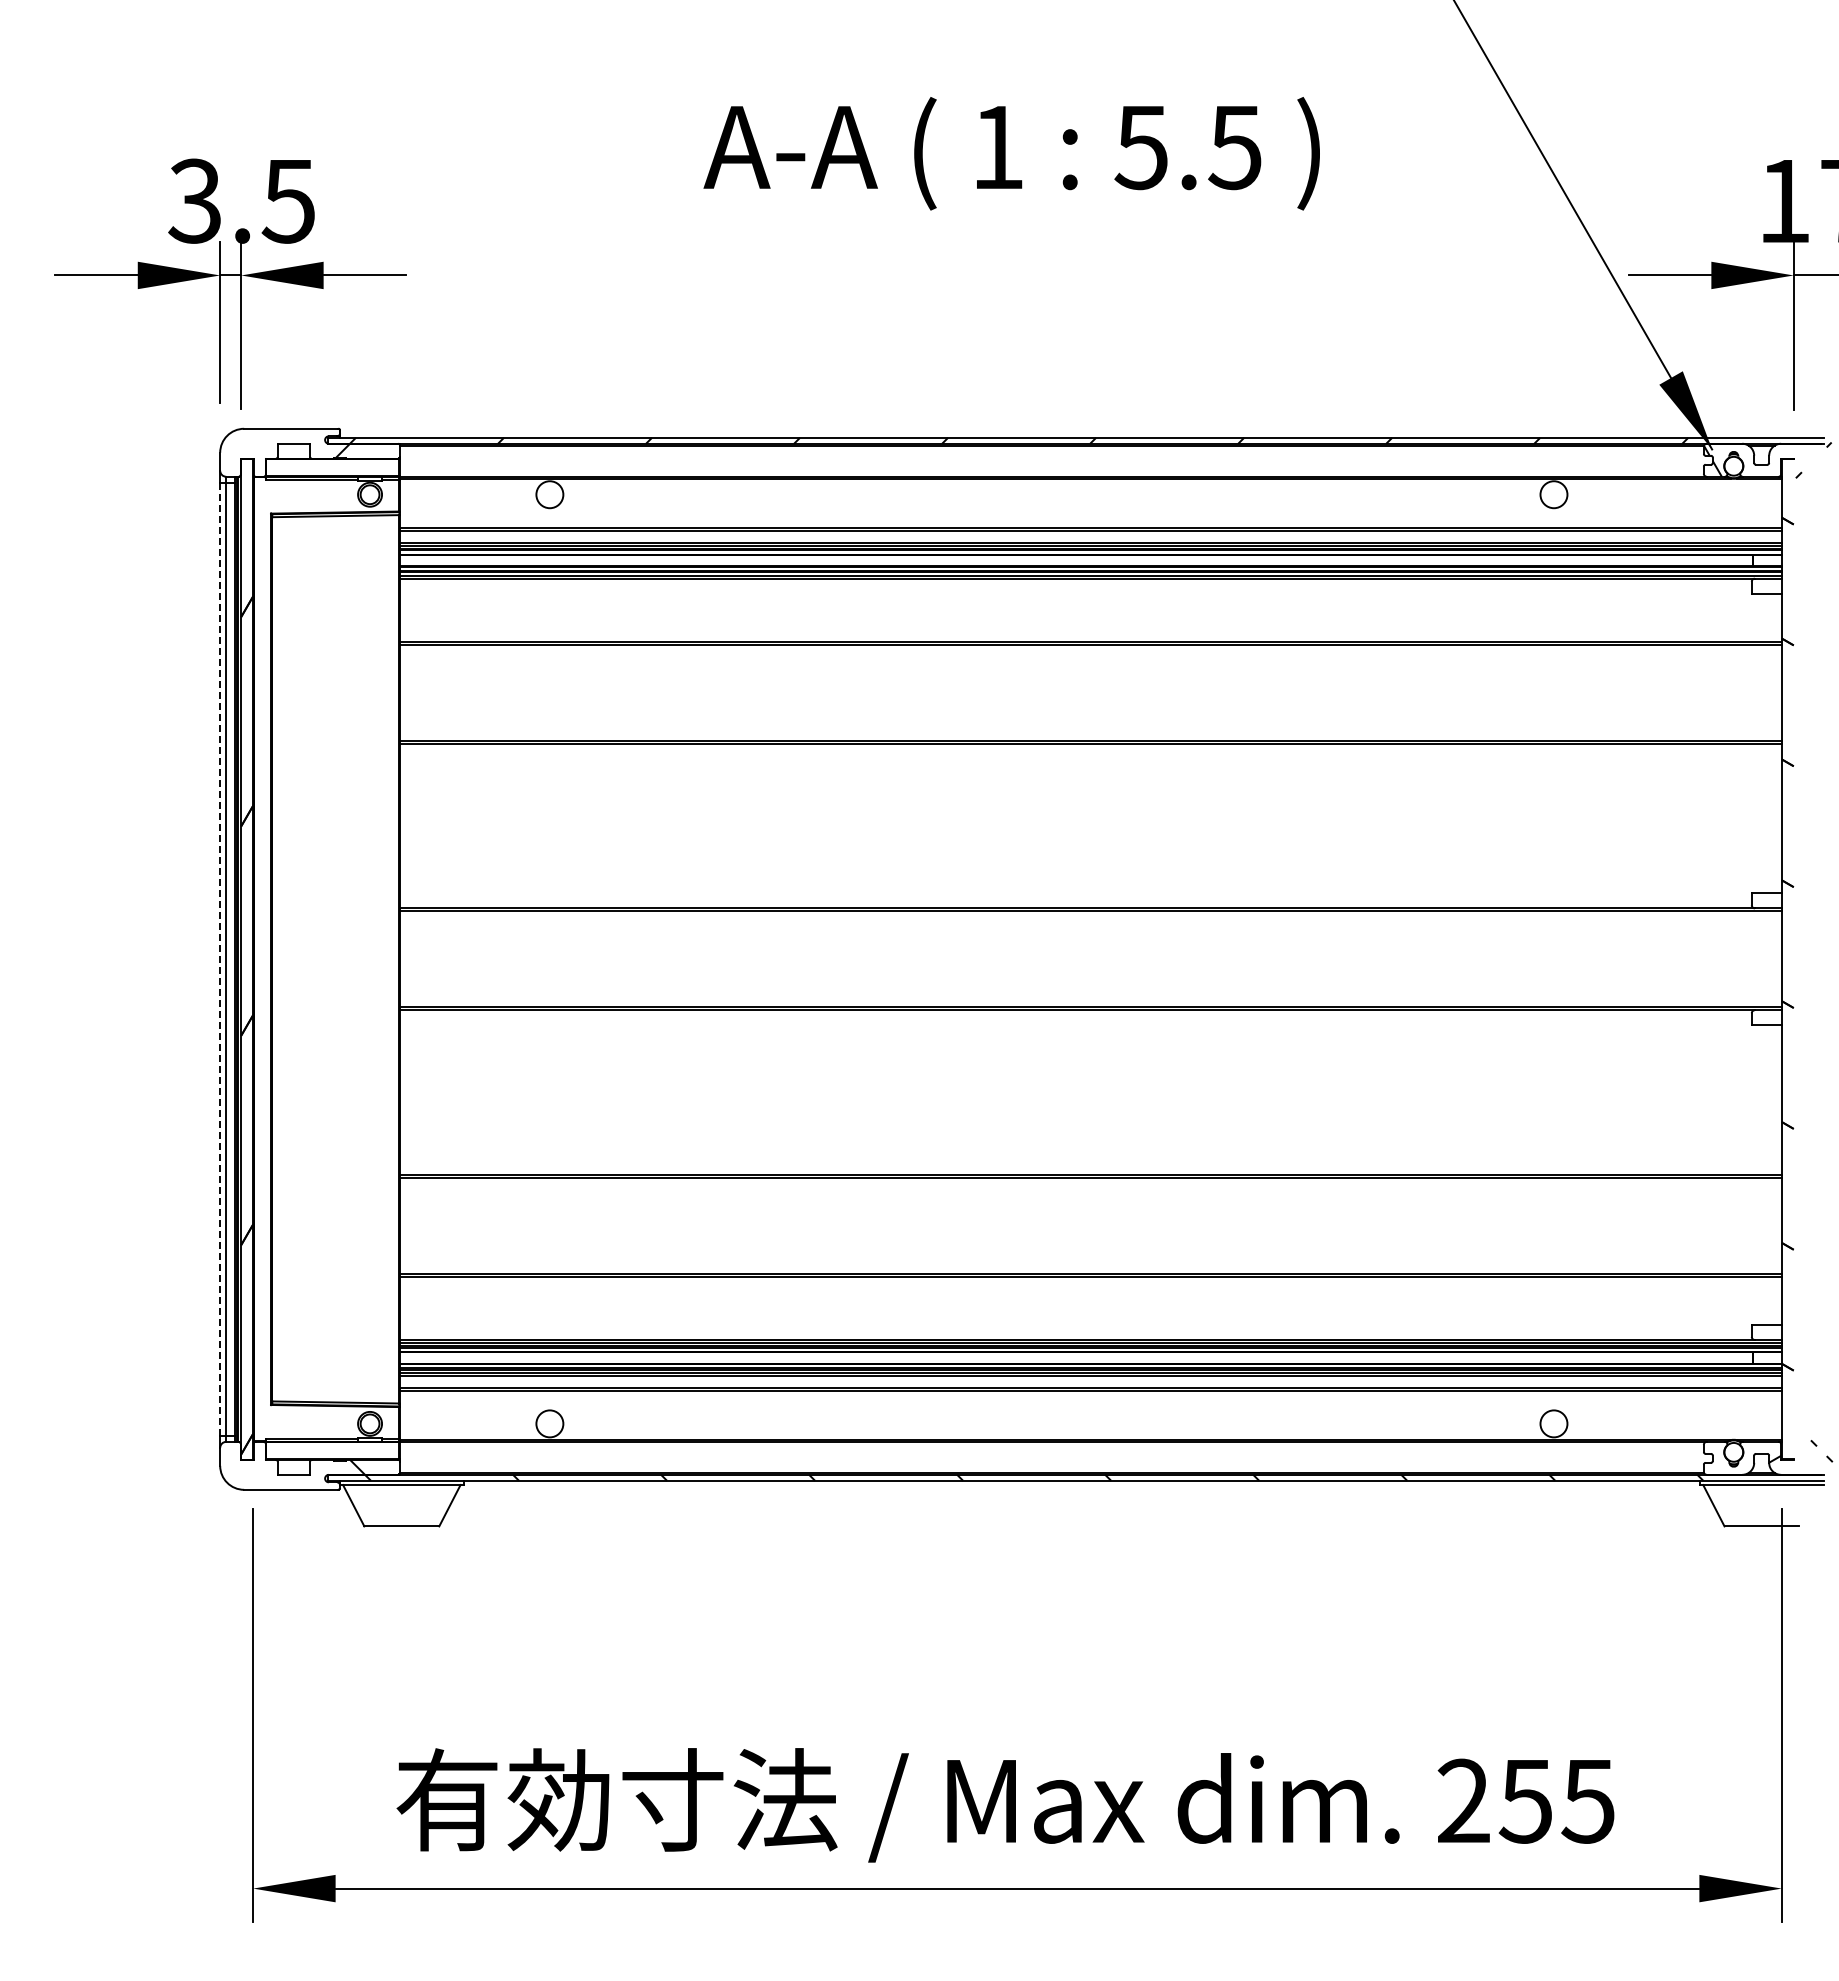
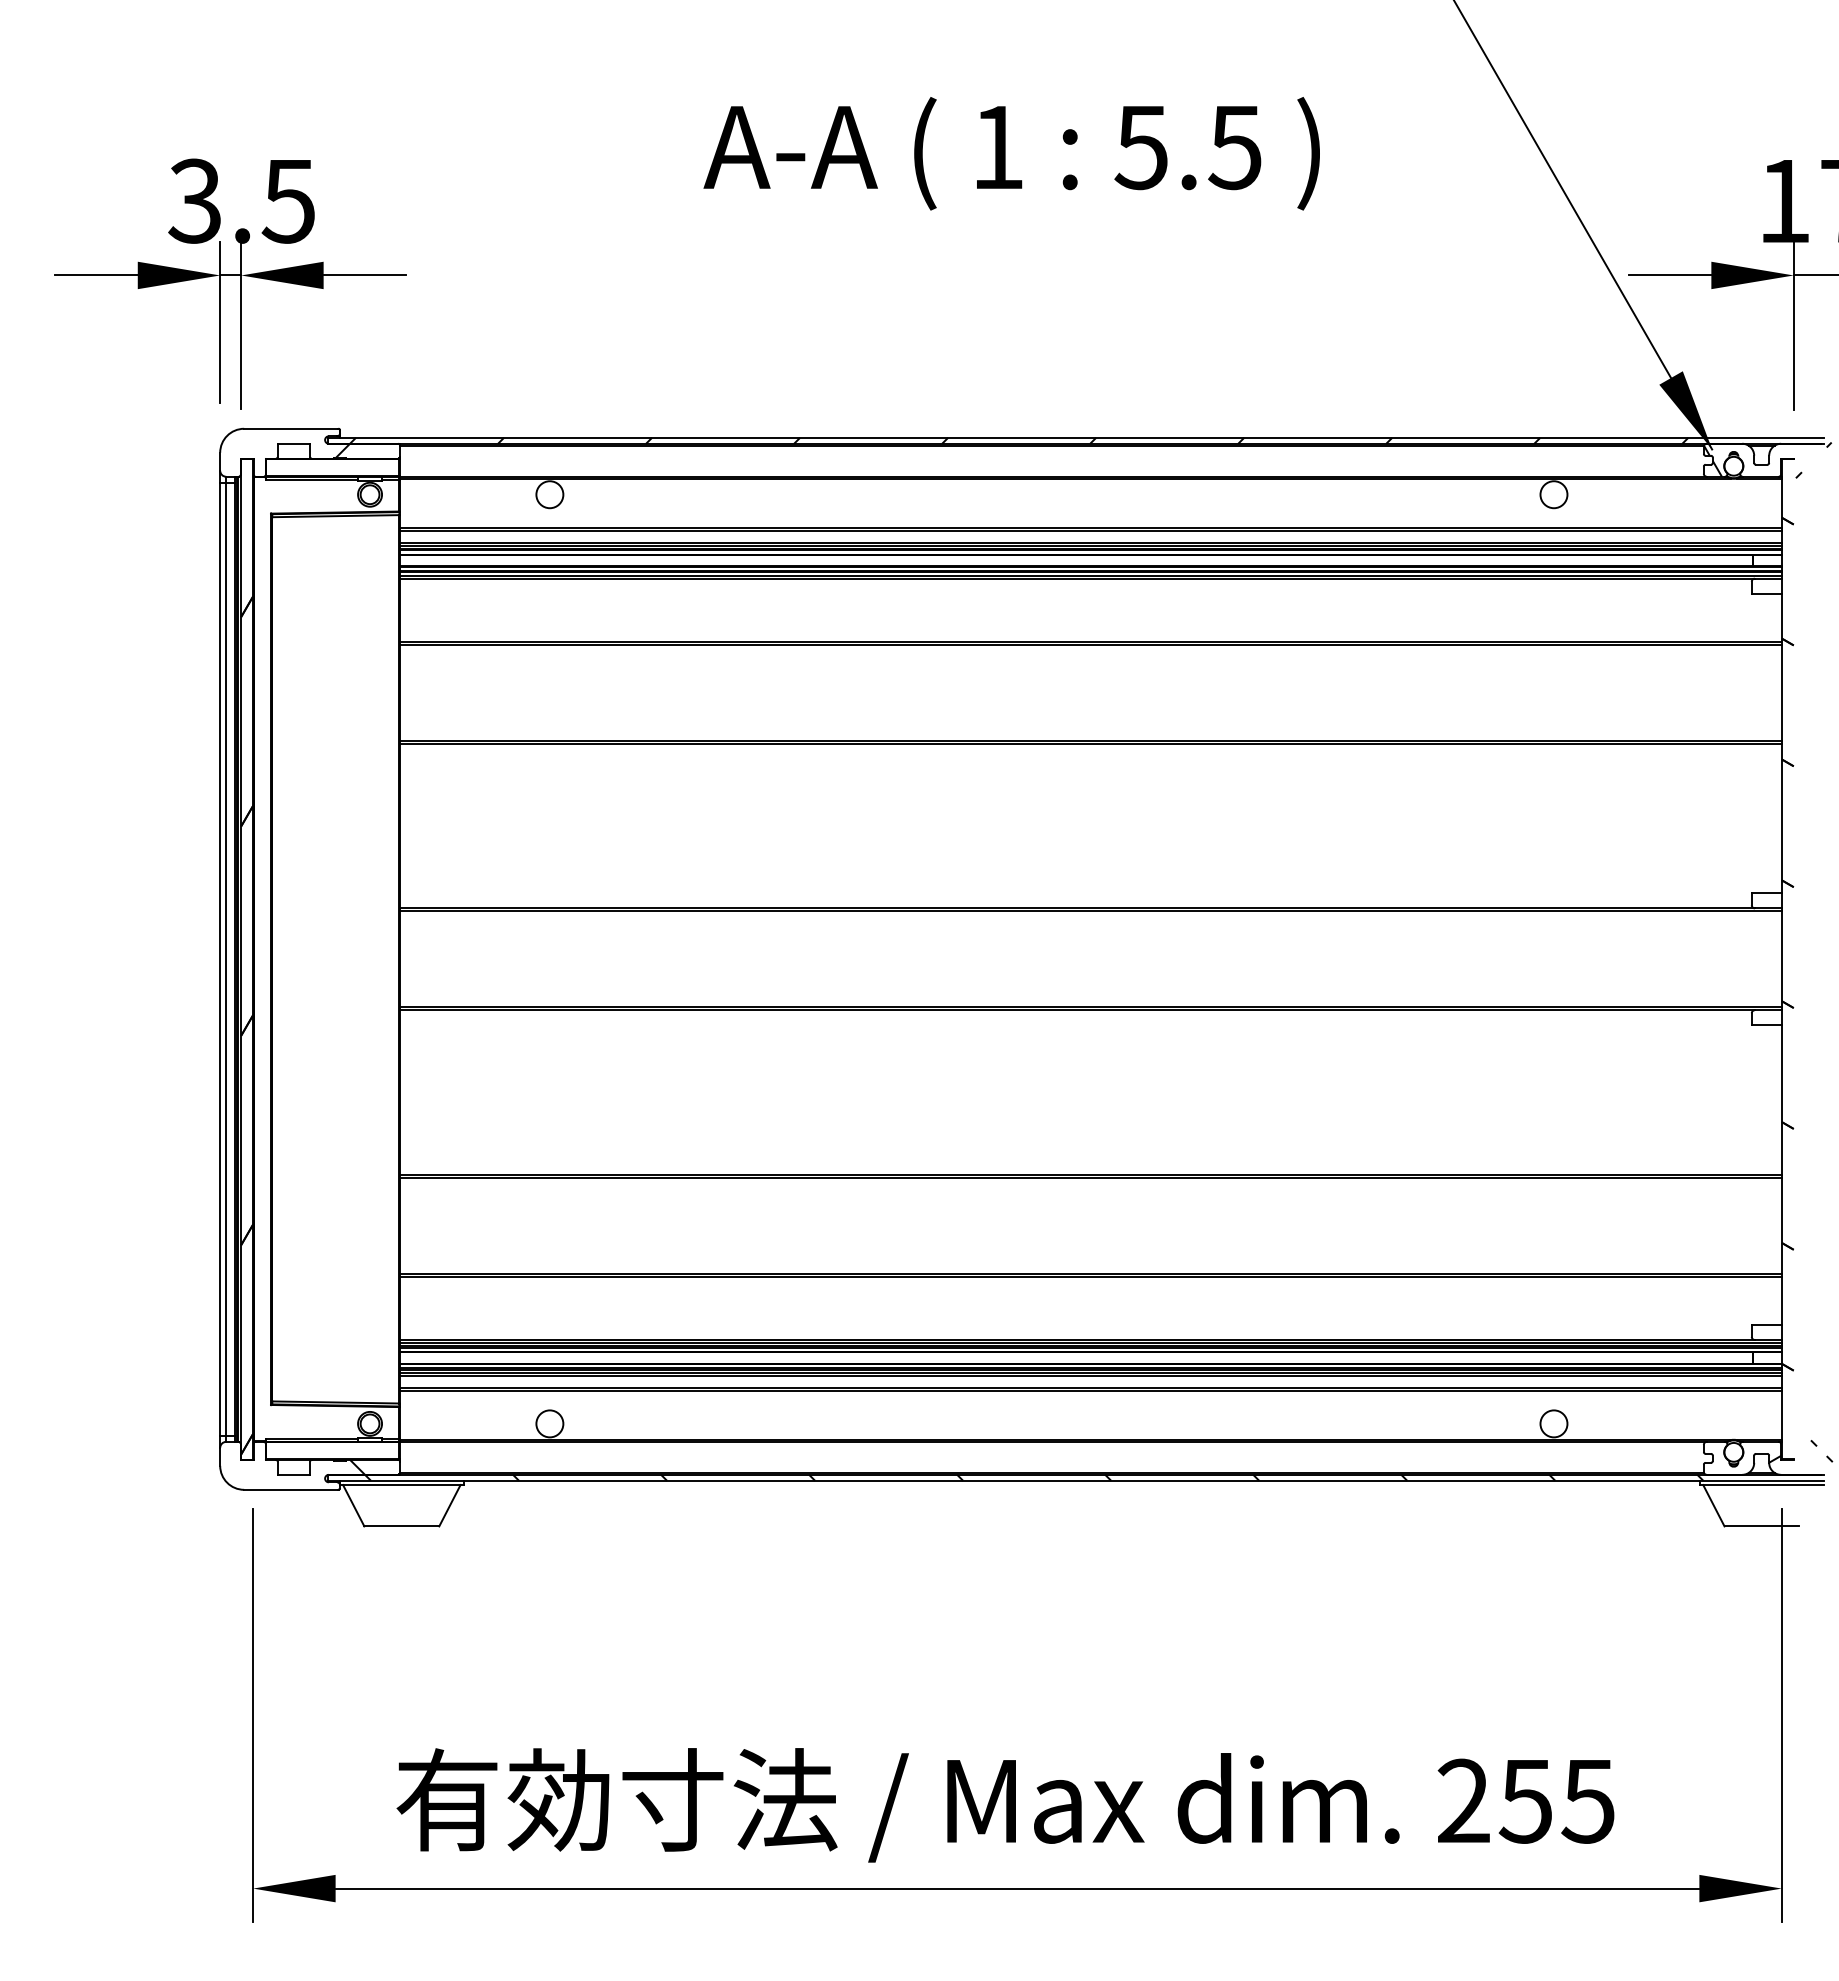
line: dashed -> solid (220, 959)
